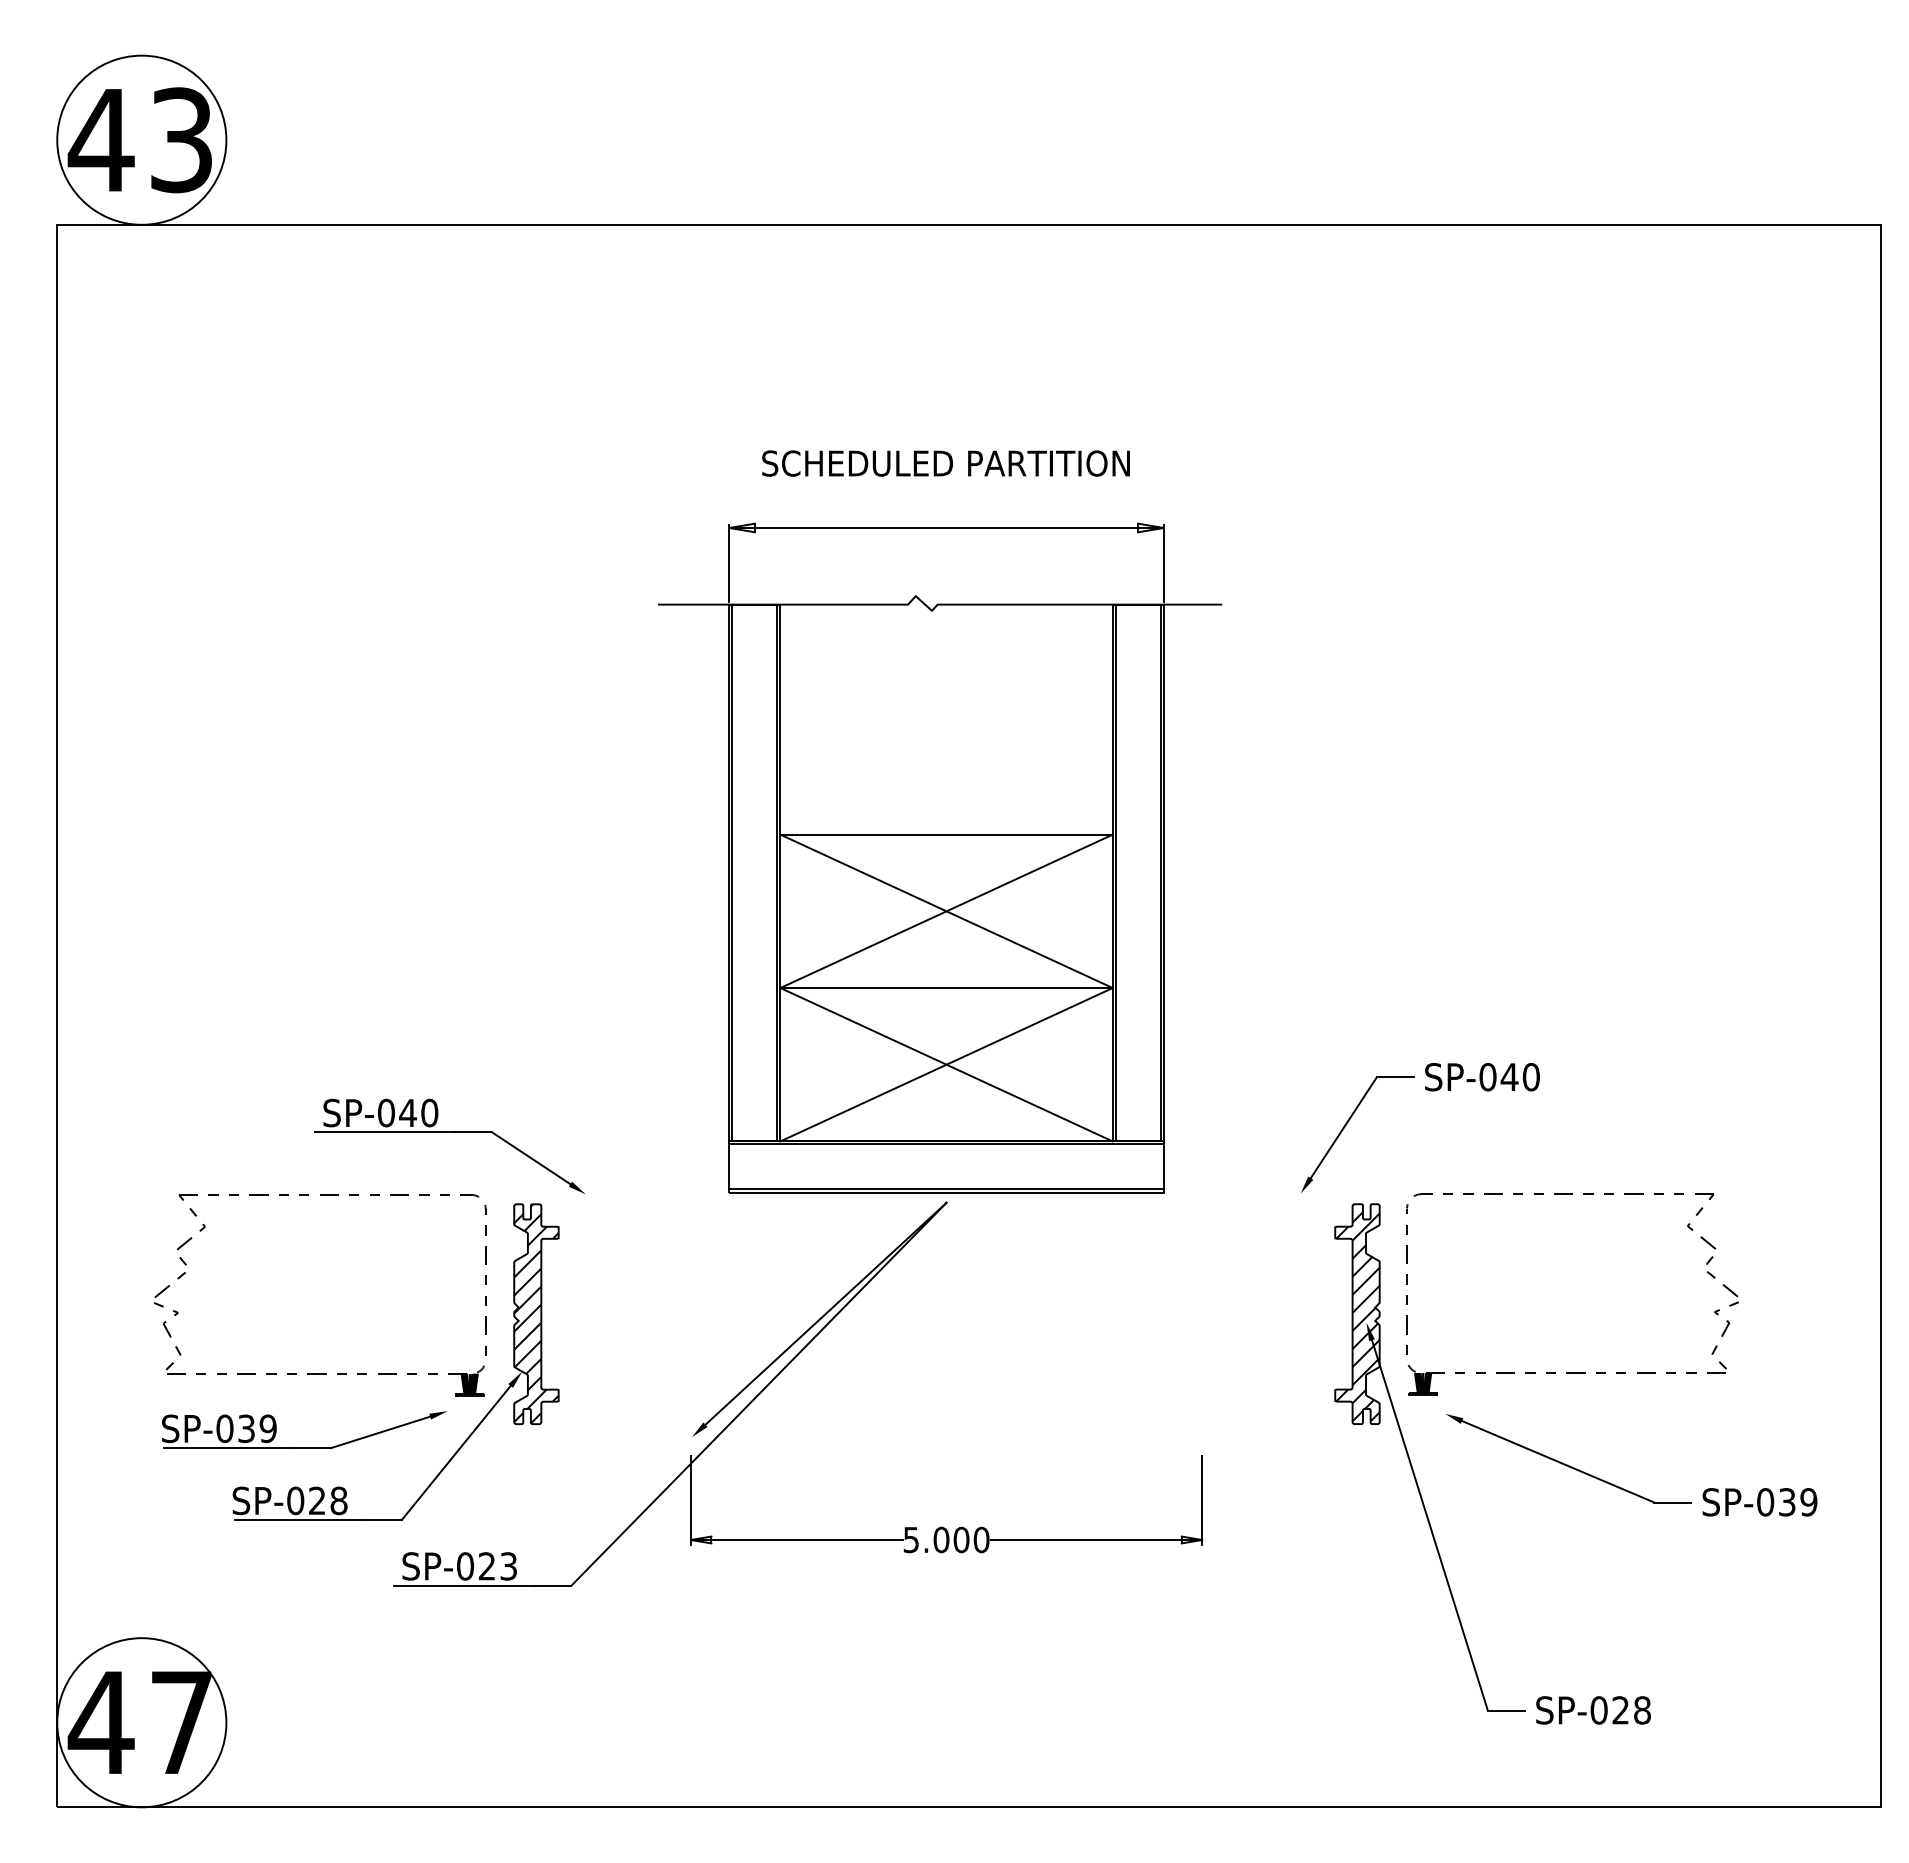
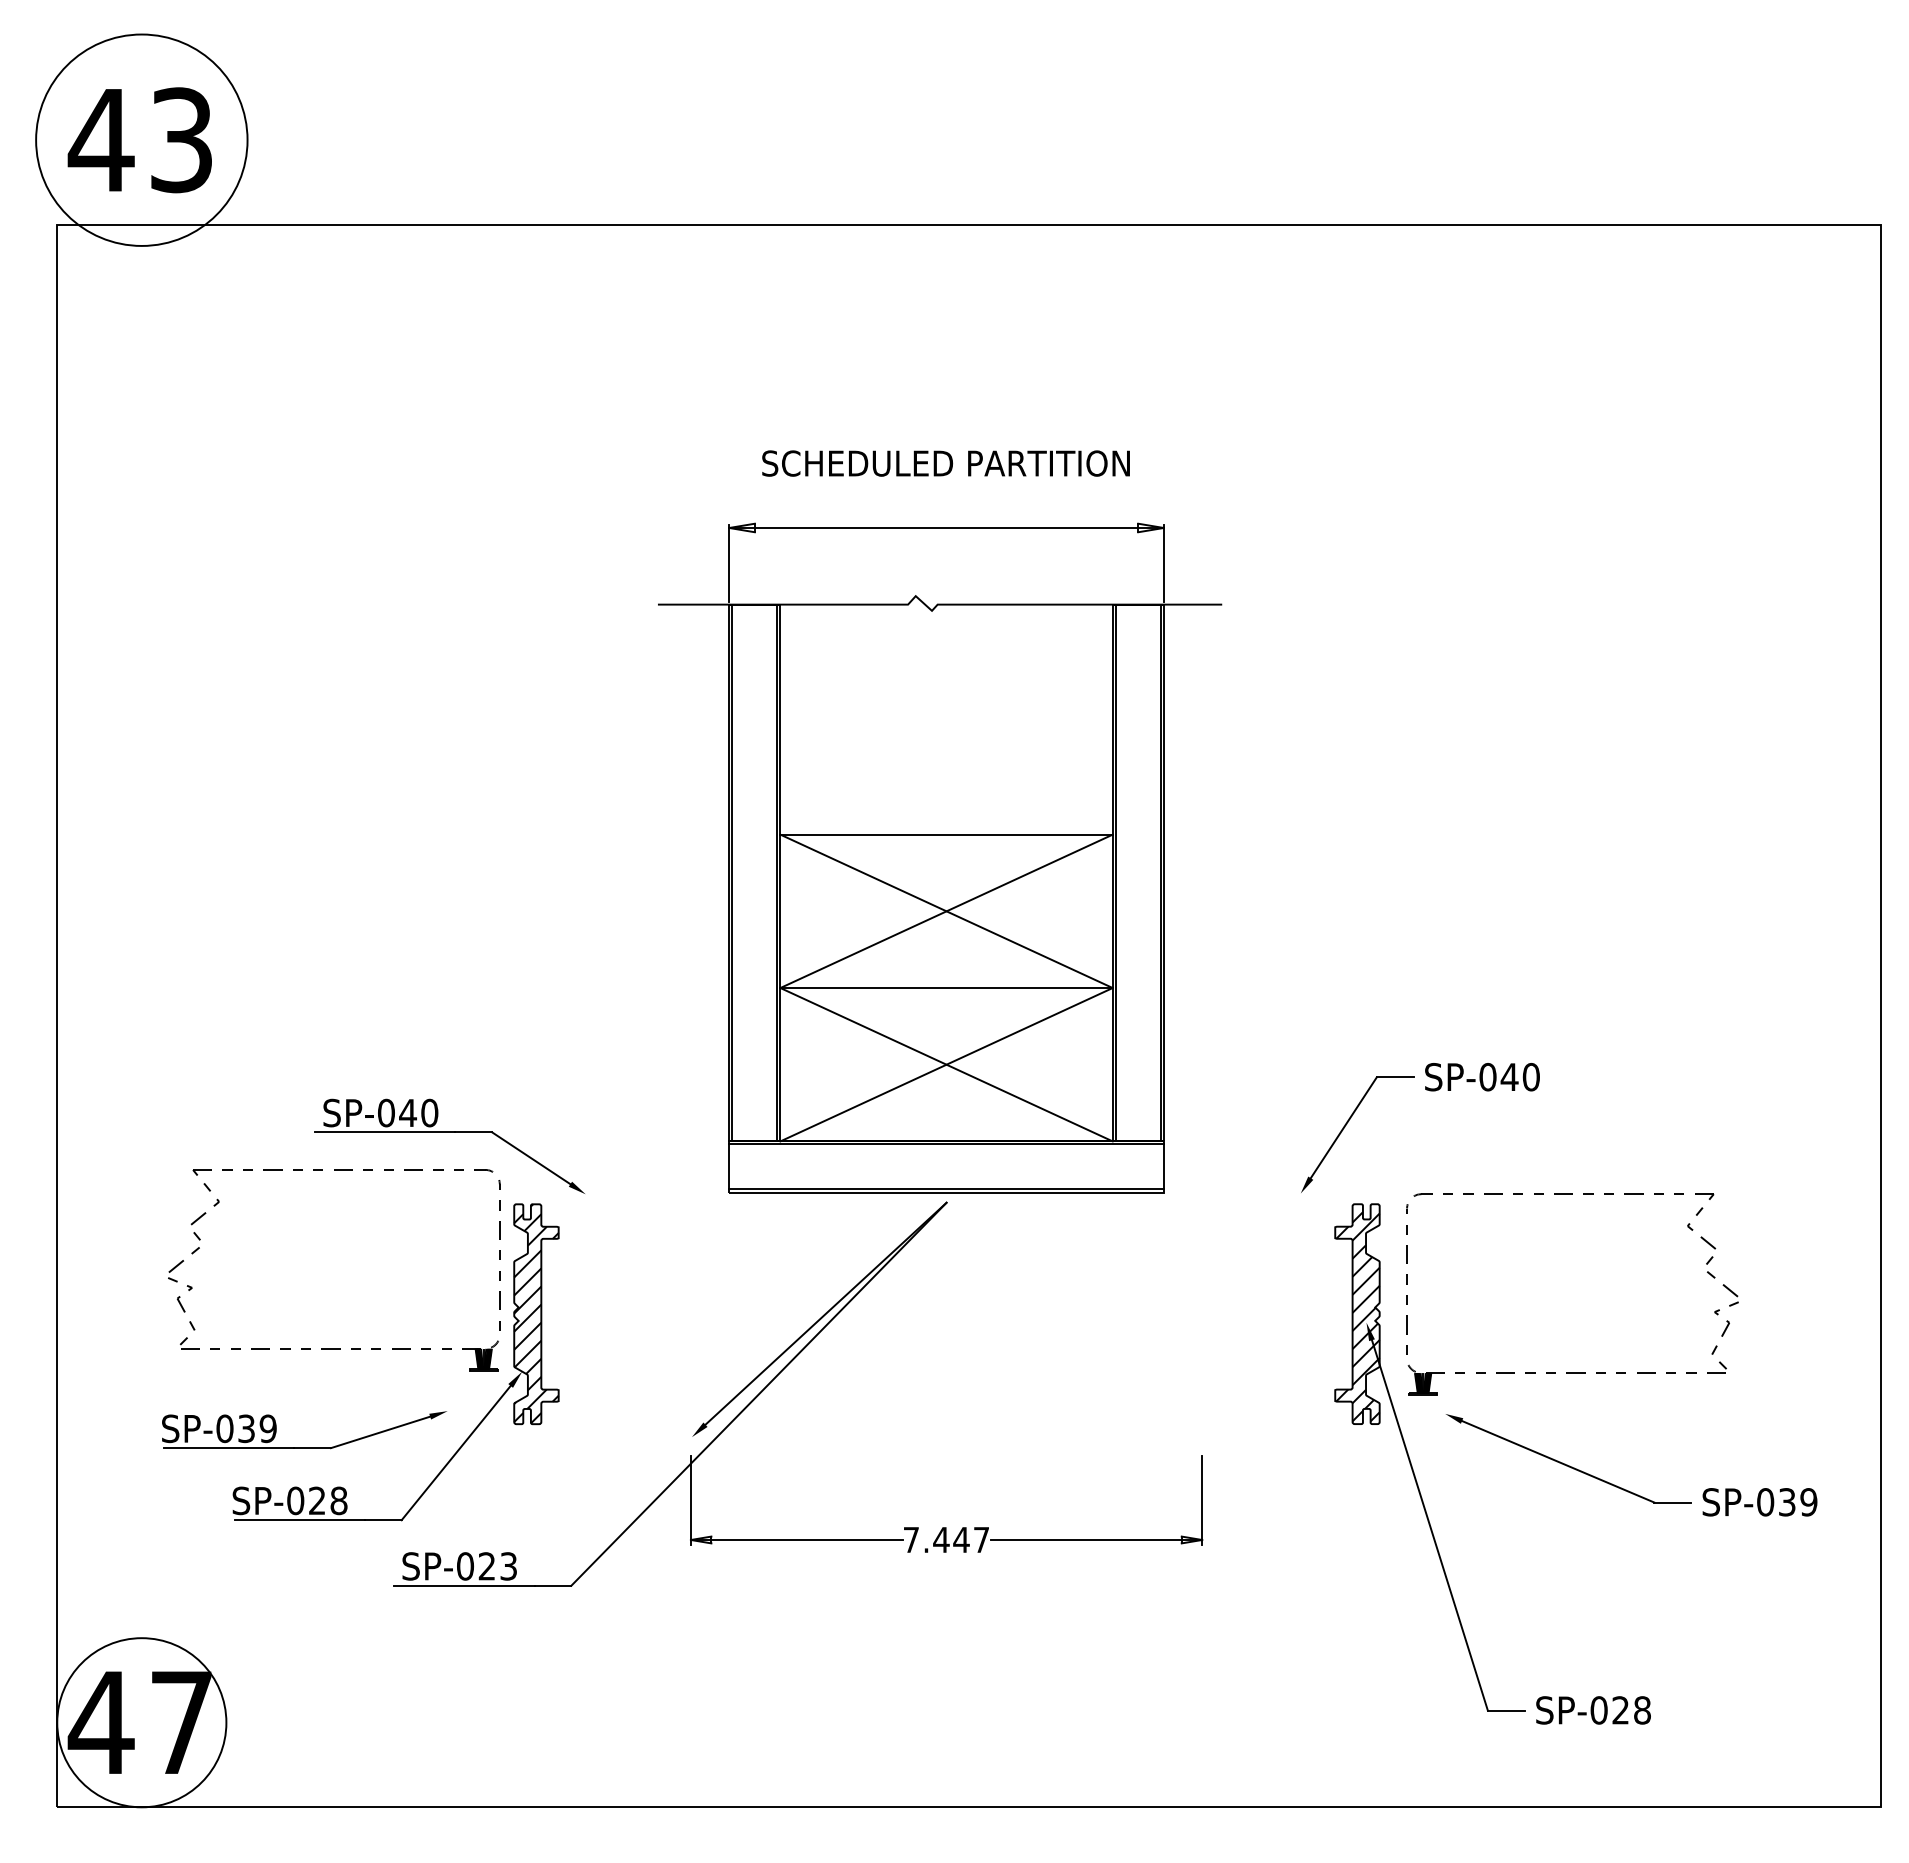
circle diameter: 169 px -> 211 px (141, 139)
part position: (320, 1373) -> (334, 1348) (334, 1348)
text: 5.000 -> 7.447 (946, 1539)
